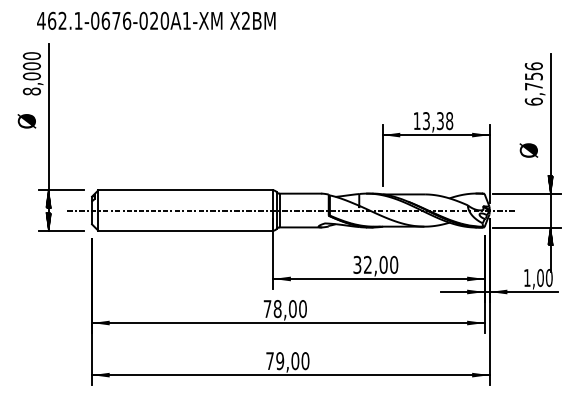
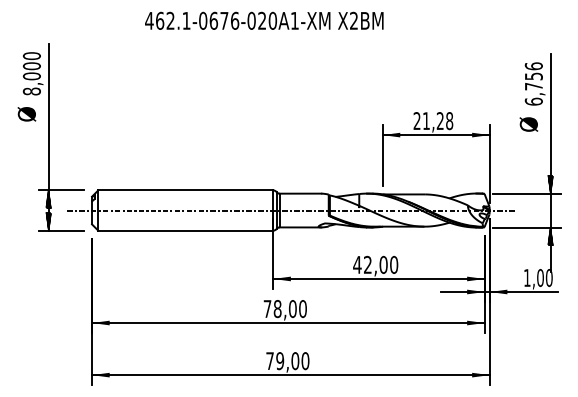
text position: (156, 20) -> (264, 20) (264, 20)
text position: (26, 121) -> (26, 114) (26, 114)
text: 13,38 -> 21,28 (428, 121)
text position: (528, 150) -> (528, 124) (528, 124)
text: 32,00 -> 42,00 (357, 264)
